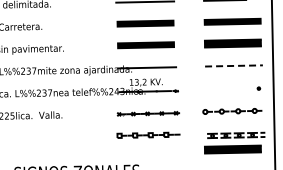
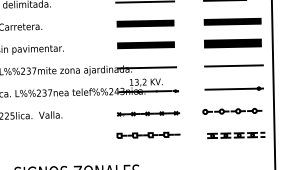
line: dashed -> solid (233, 65)
line: none -> present (234, 88)
part: present -> none (232, 149)
